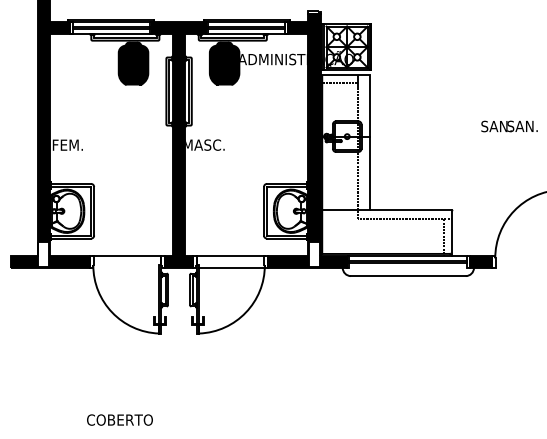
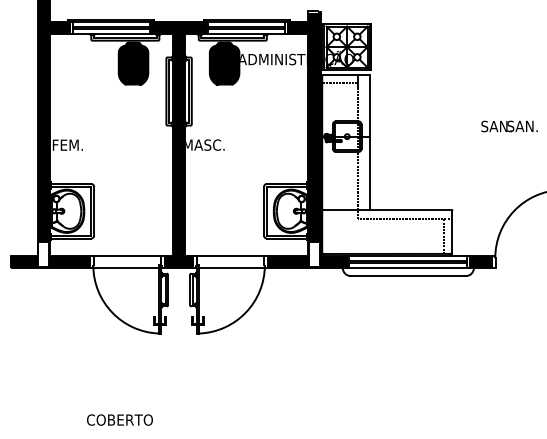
line: none -> present (125, 267)
line: none -> present (408, 267)
